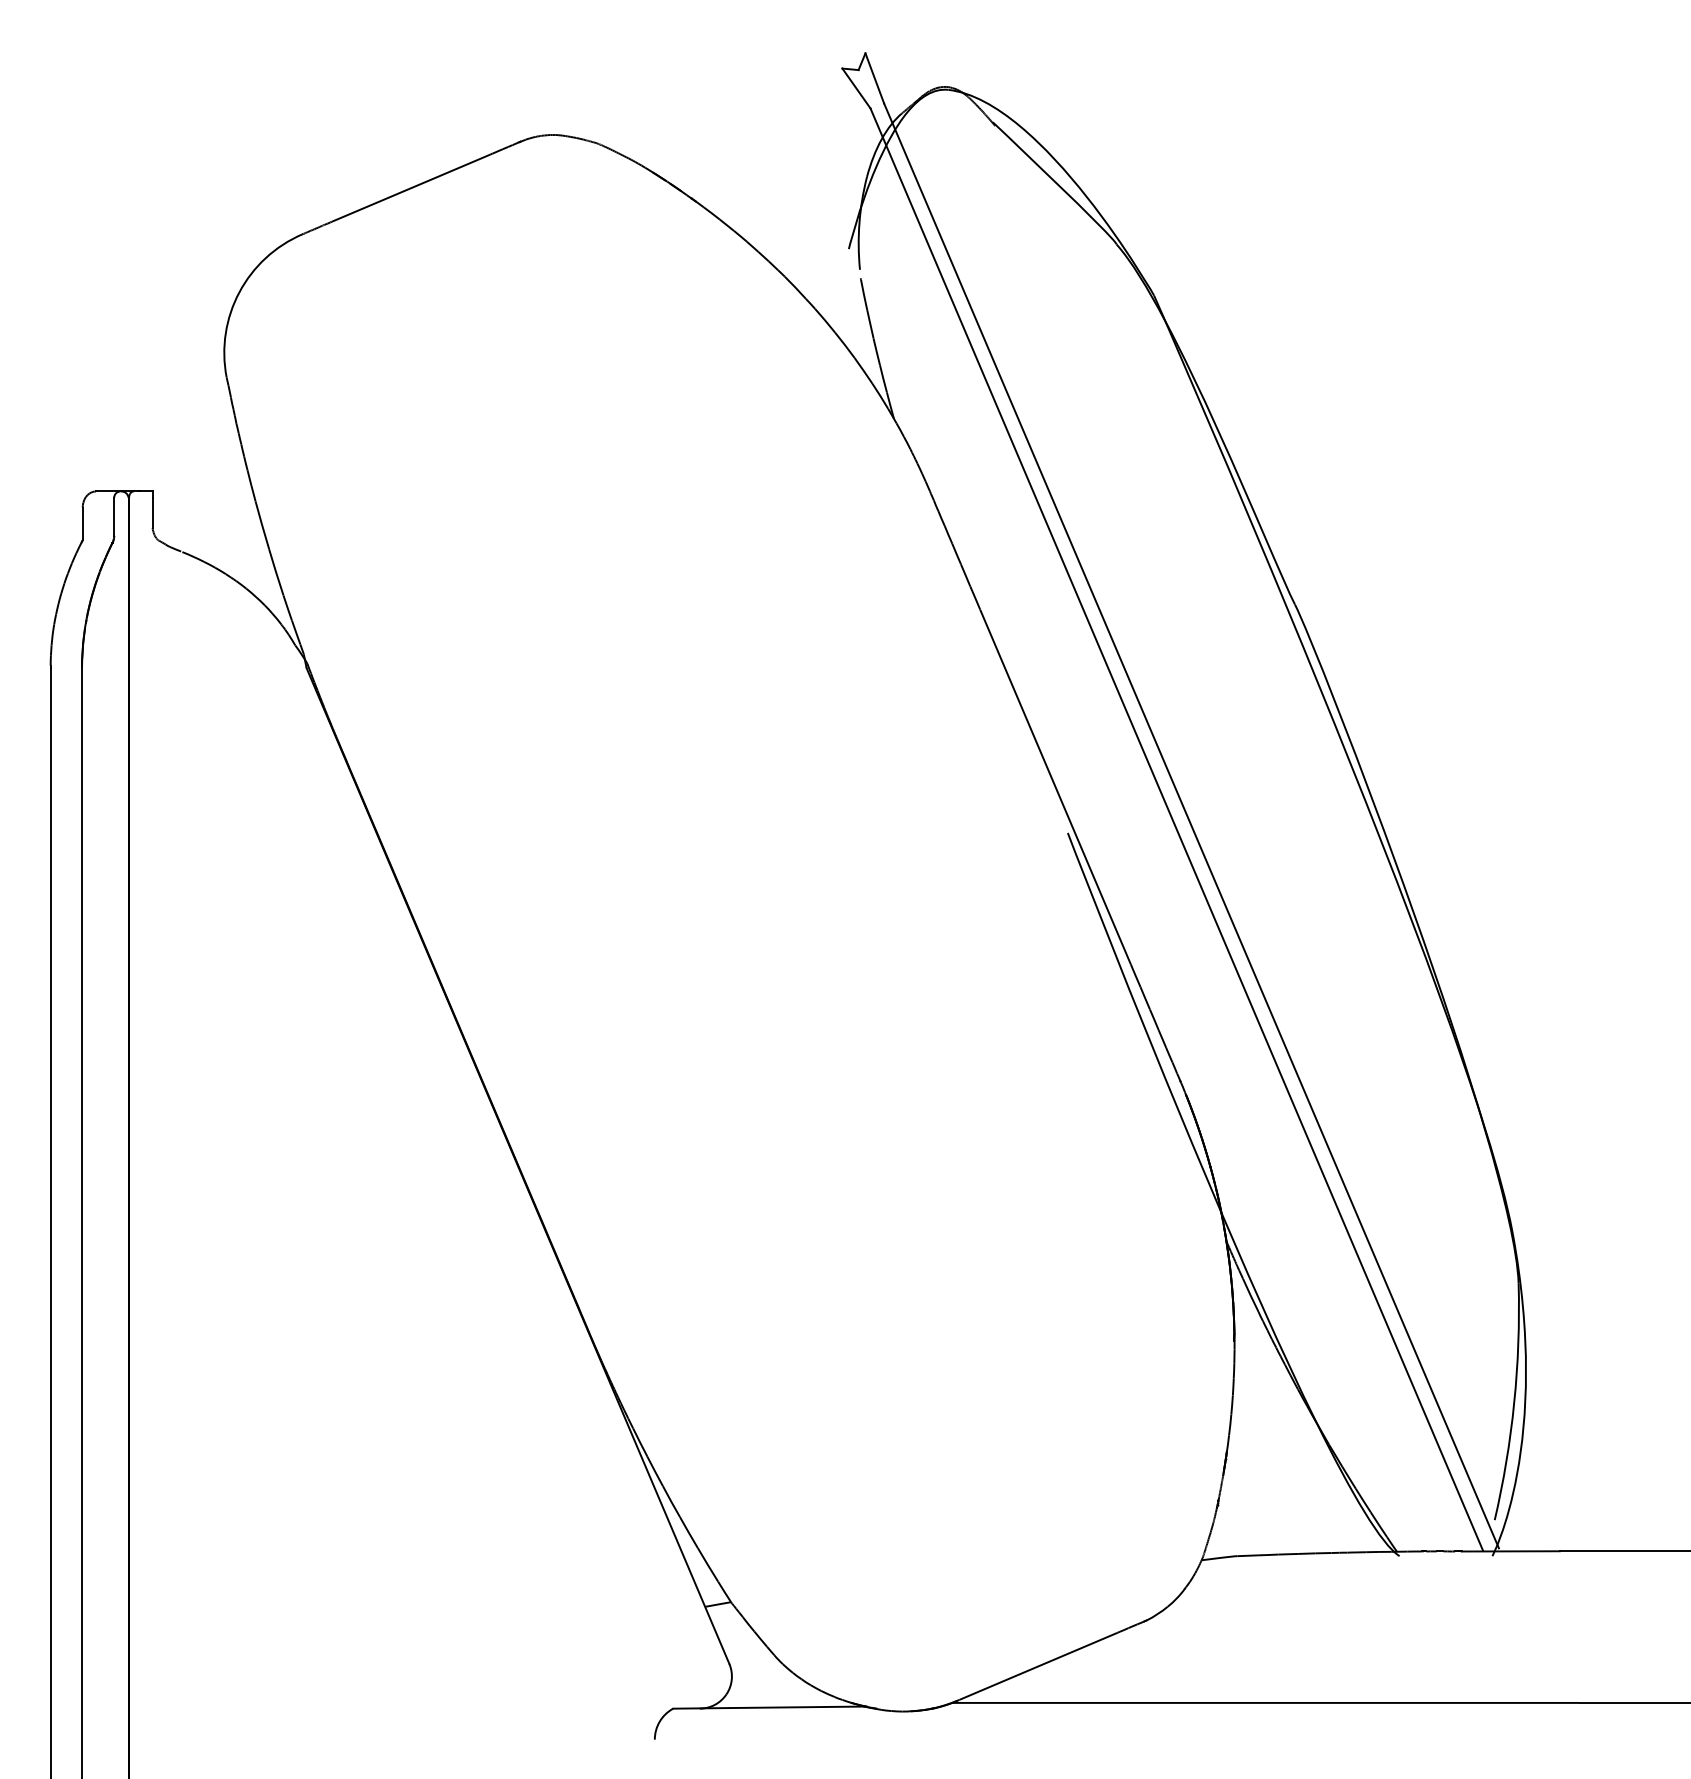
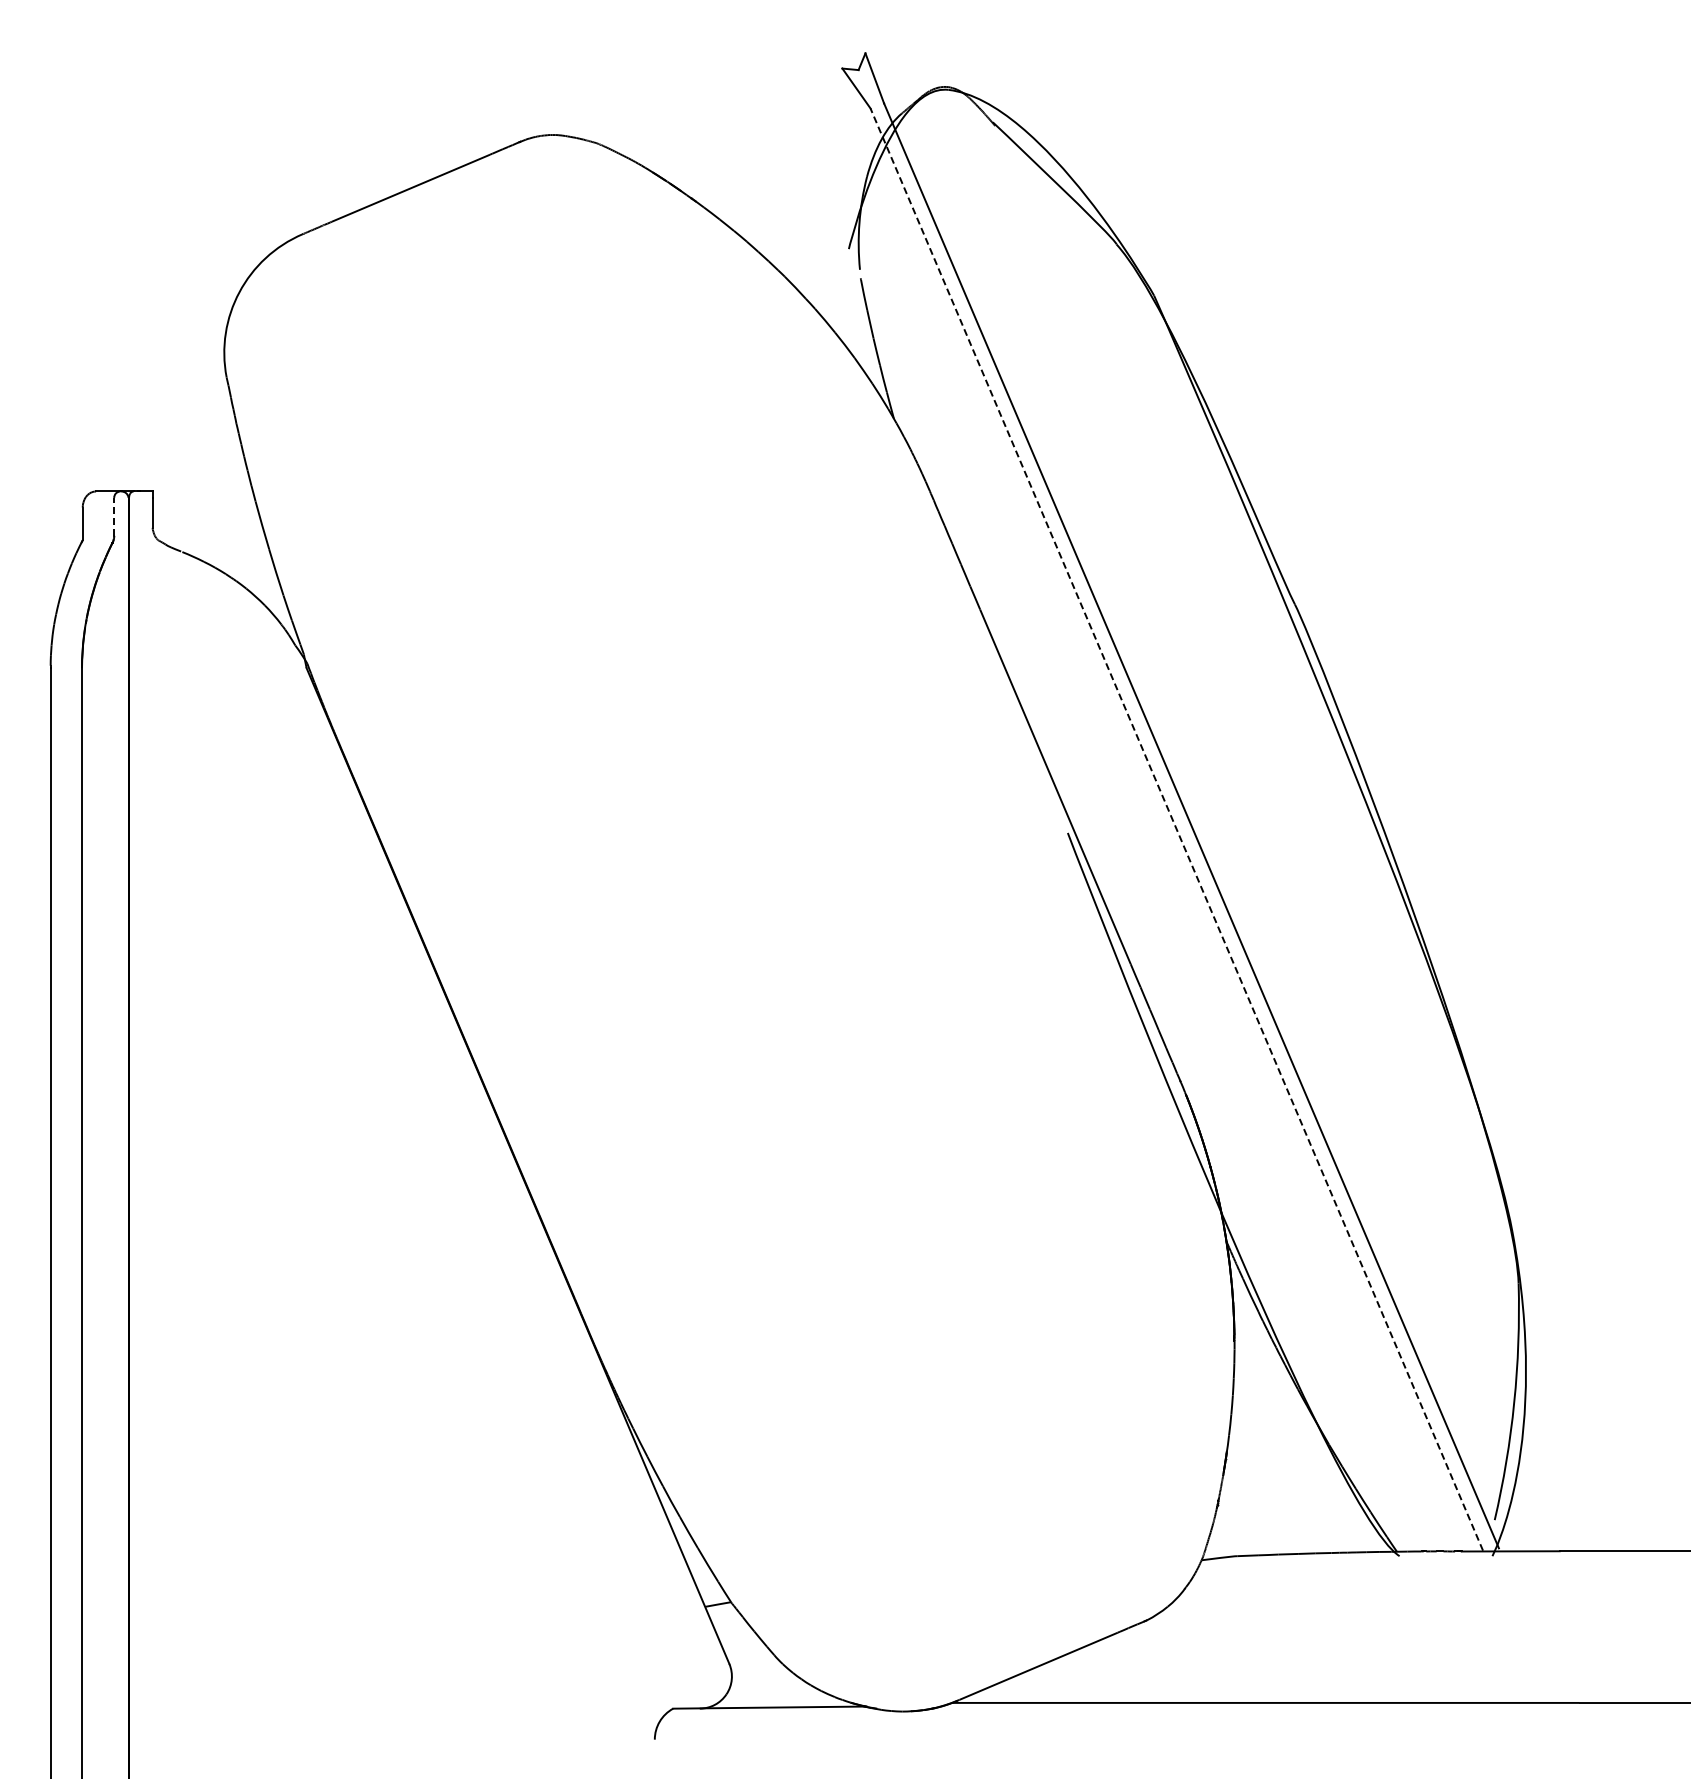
line: solid -> dashed (114, 516)
line: solid -> dashed (1176, 829)
